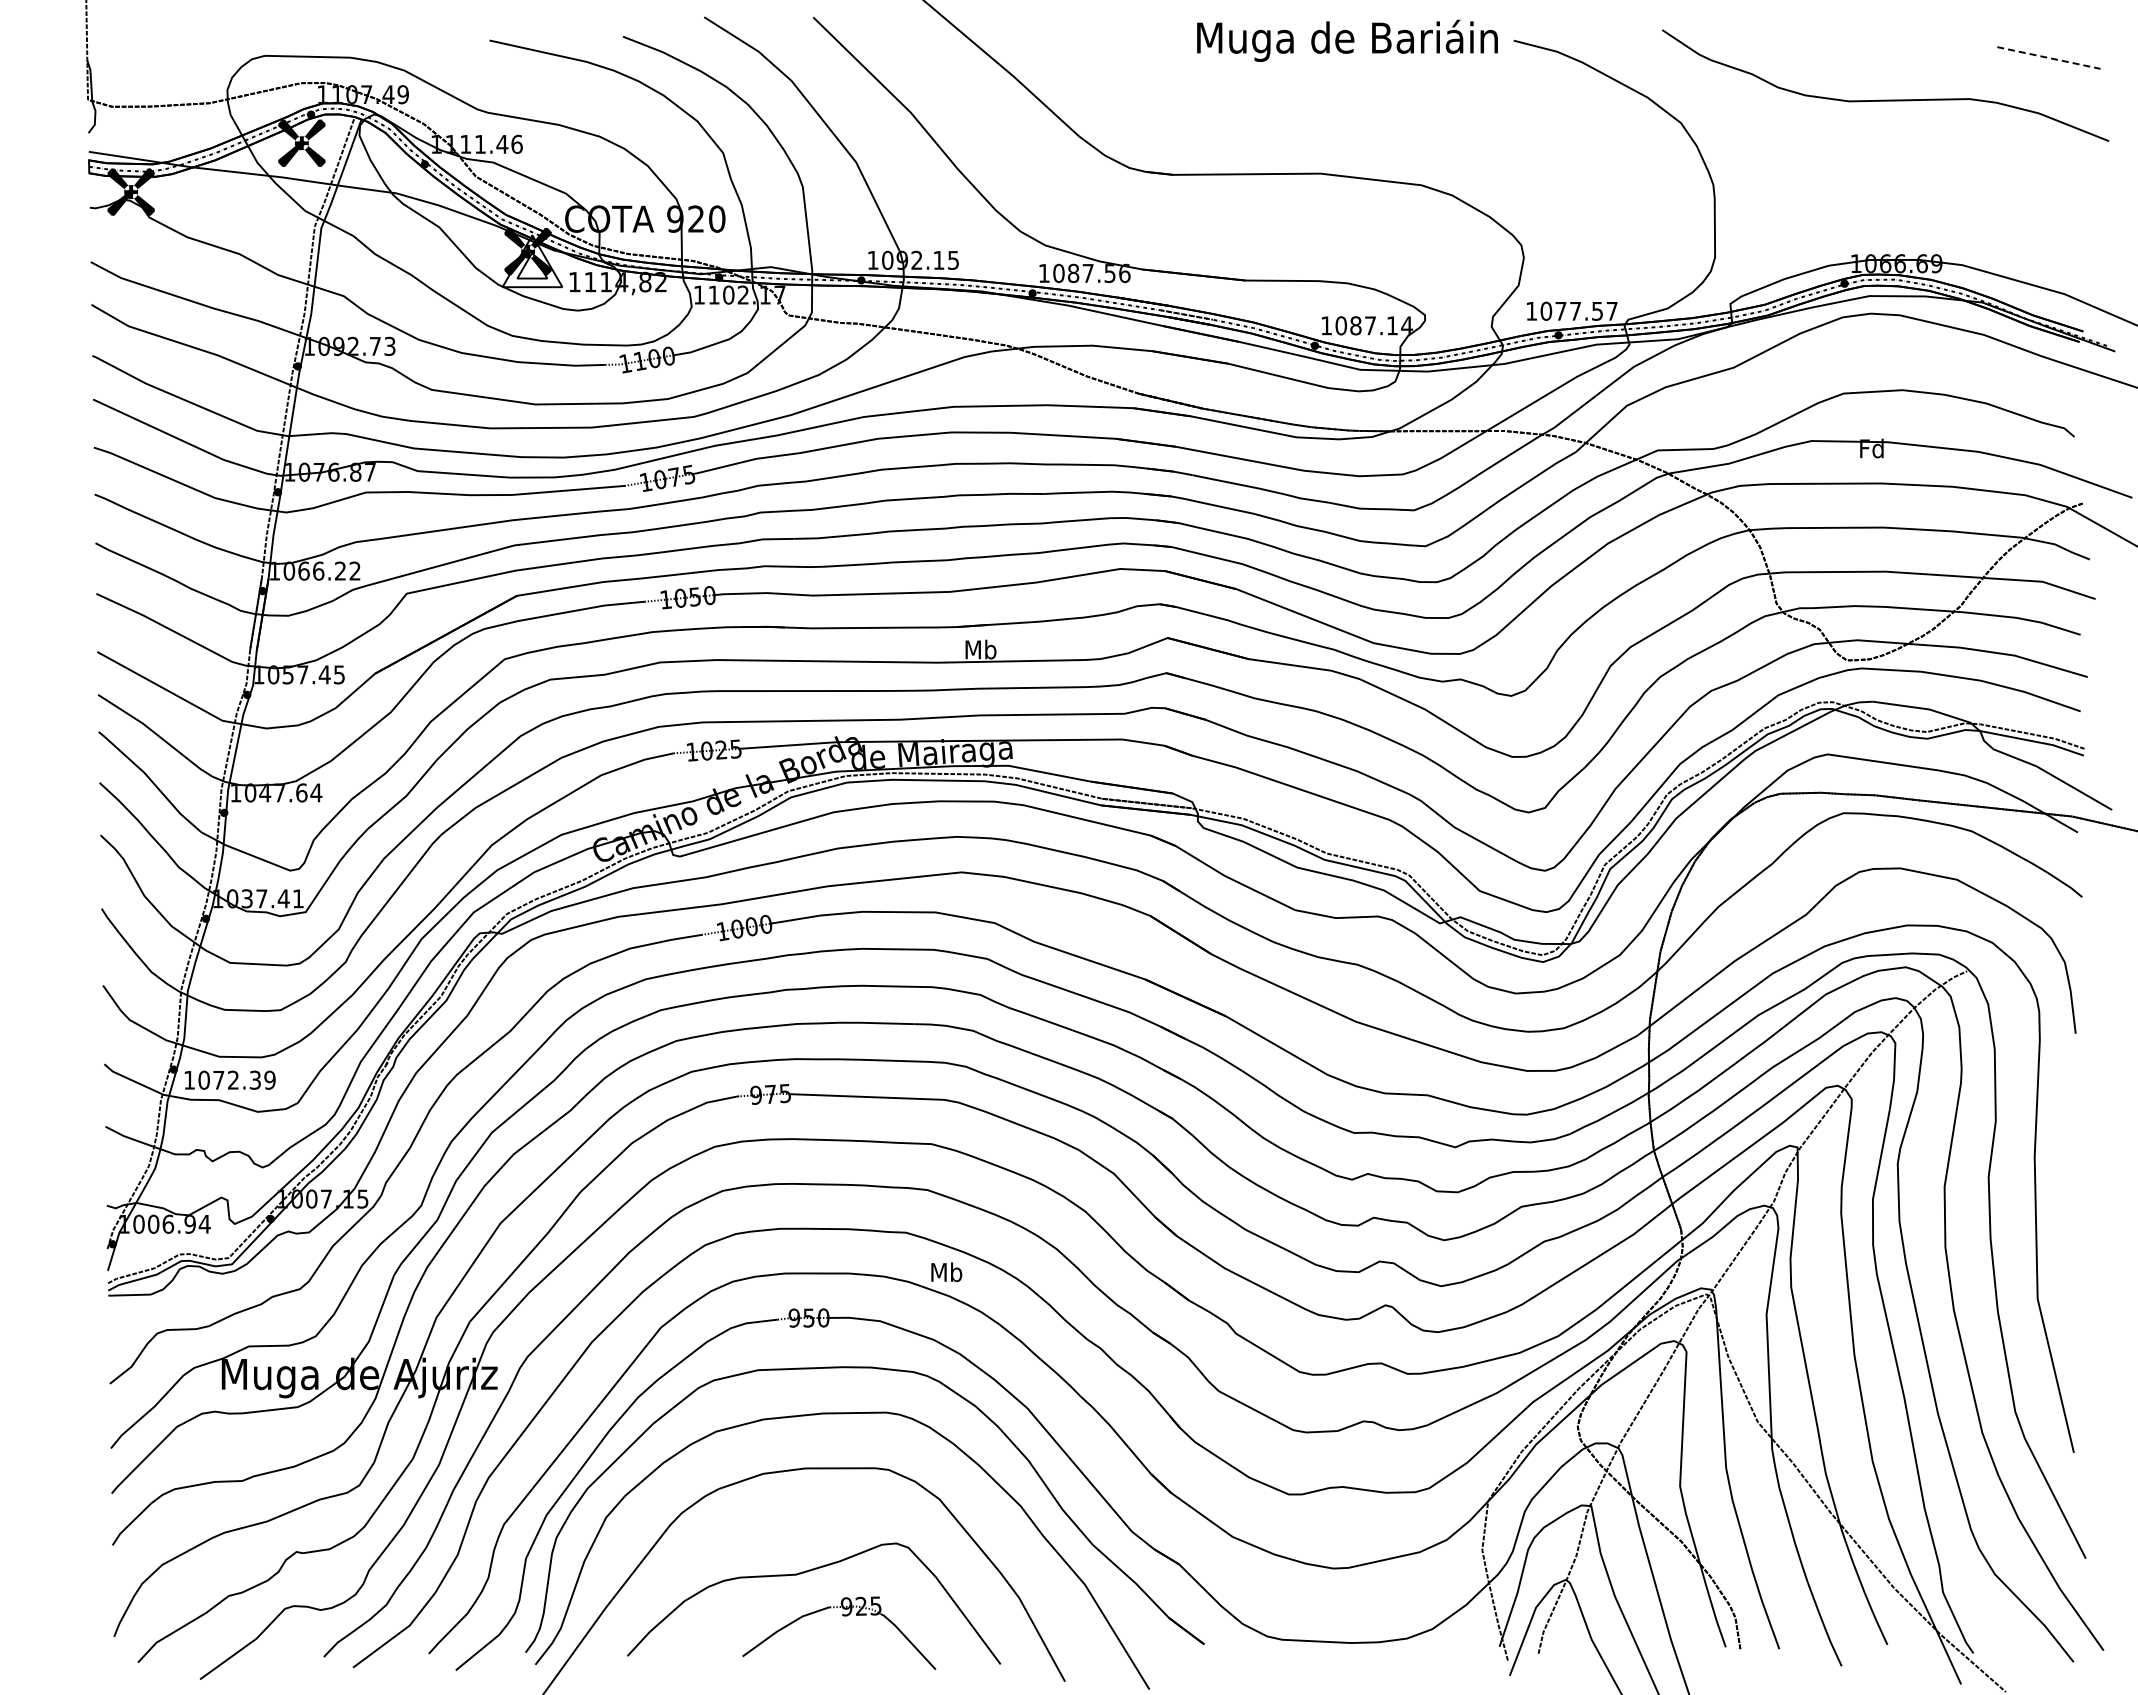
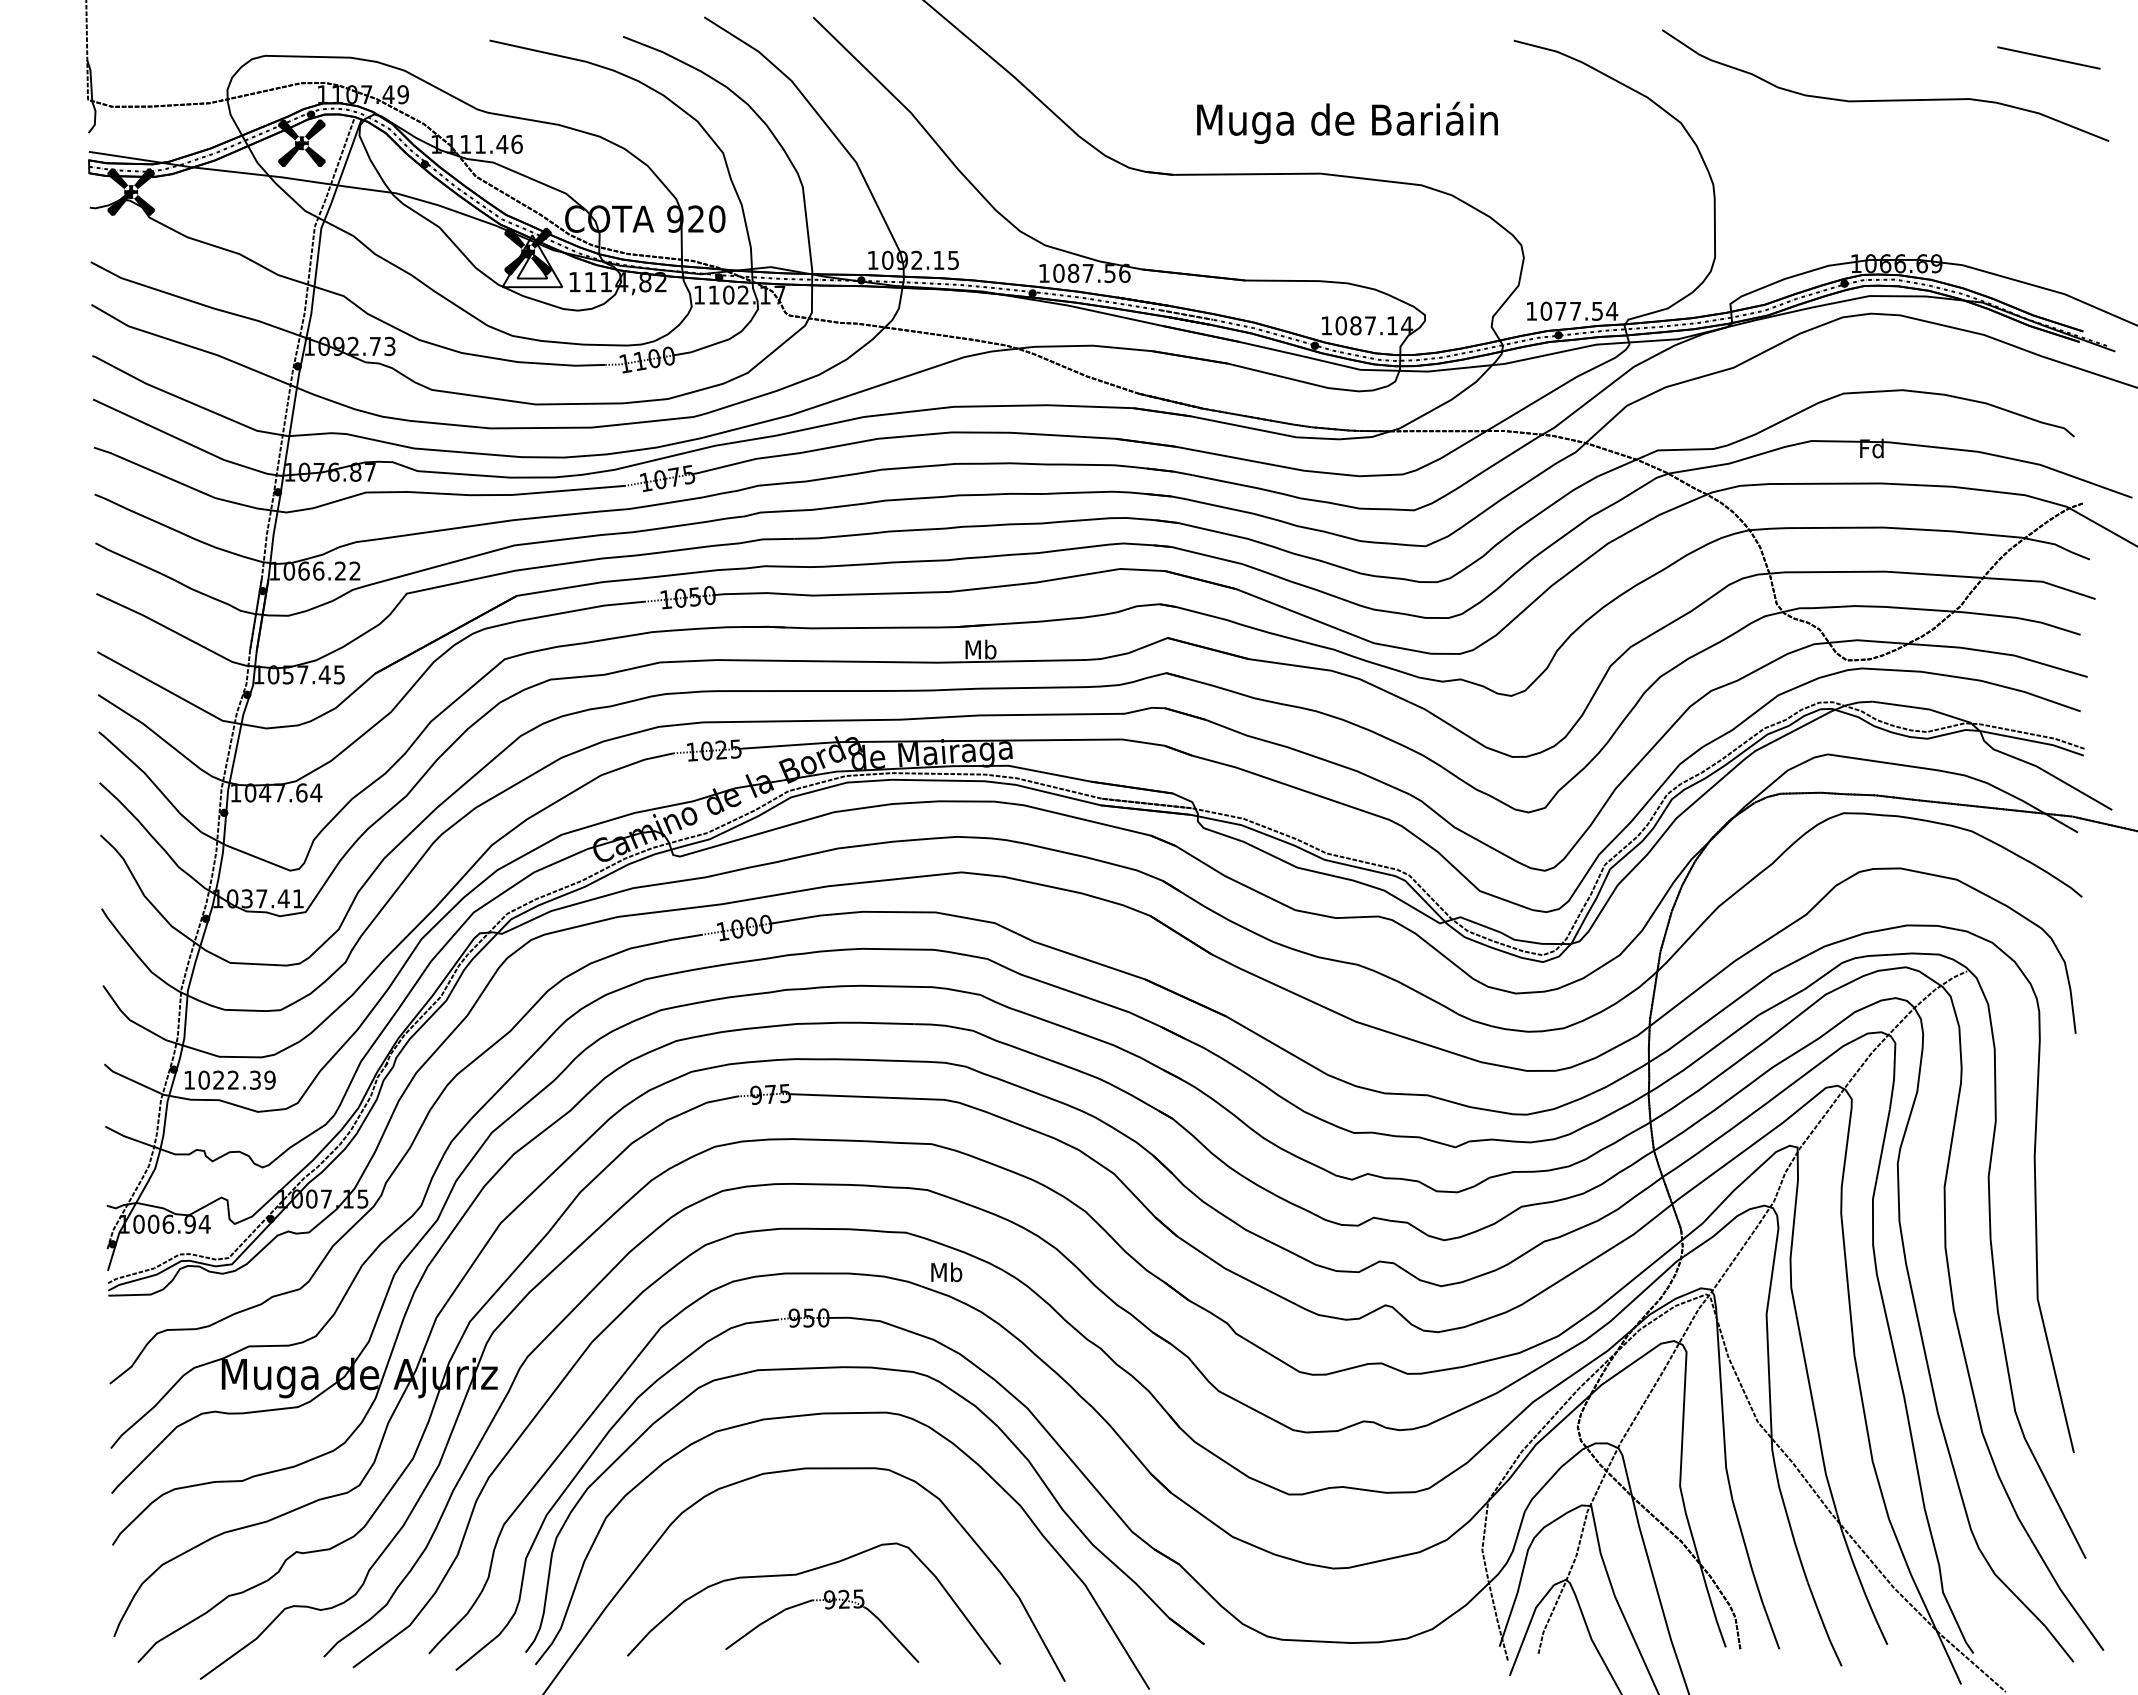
text position: (1347, 40) -> (1347, 122) (1347, 122)
line: dashed -> solid (2048, 58)
text: 1077.57 -> 1077.54 (1612, 311)
text: 1072.39 -> 1022.39 (218, 1079)
part position: (843, 1616) -> (826, 1609) (826, 1609)
